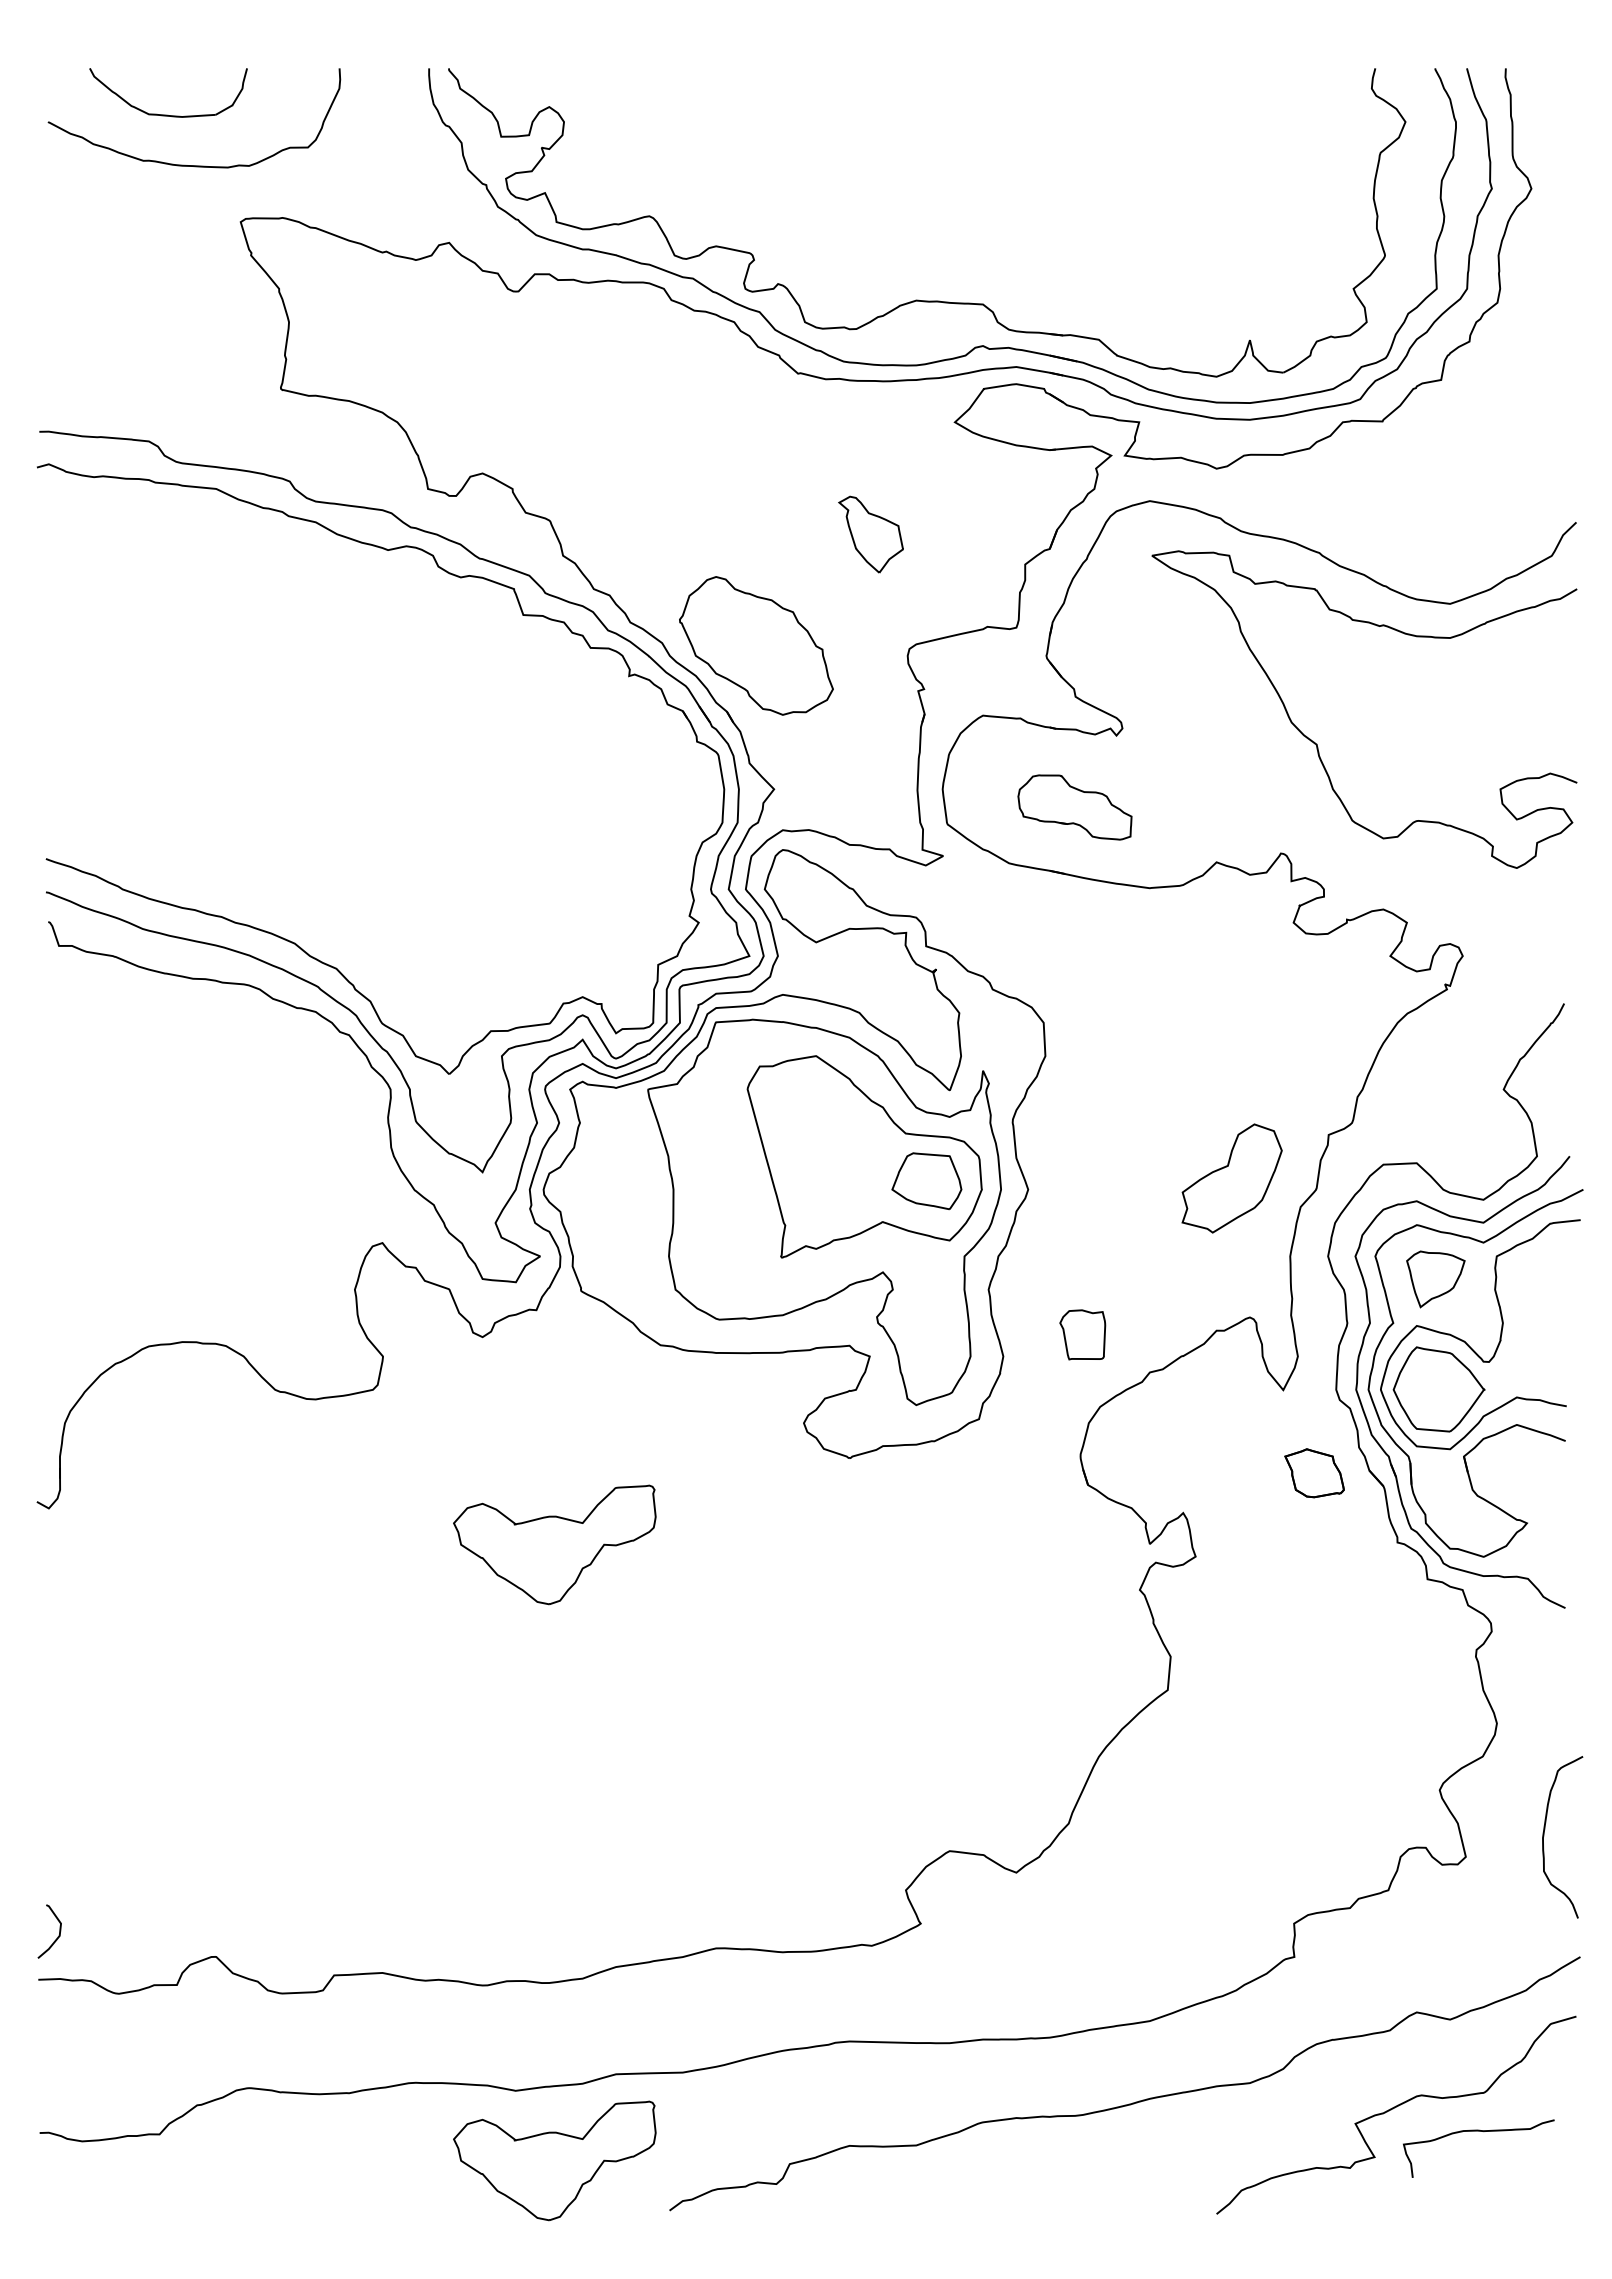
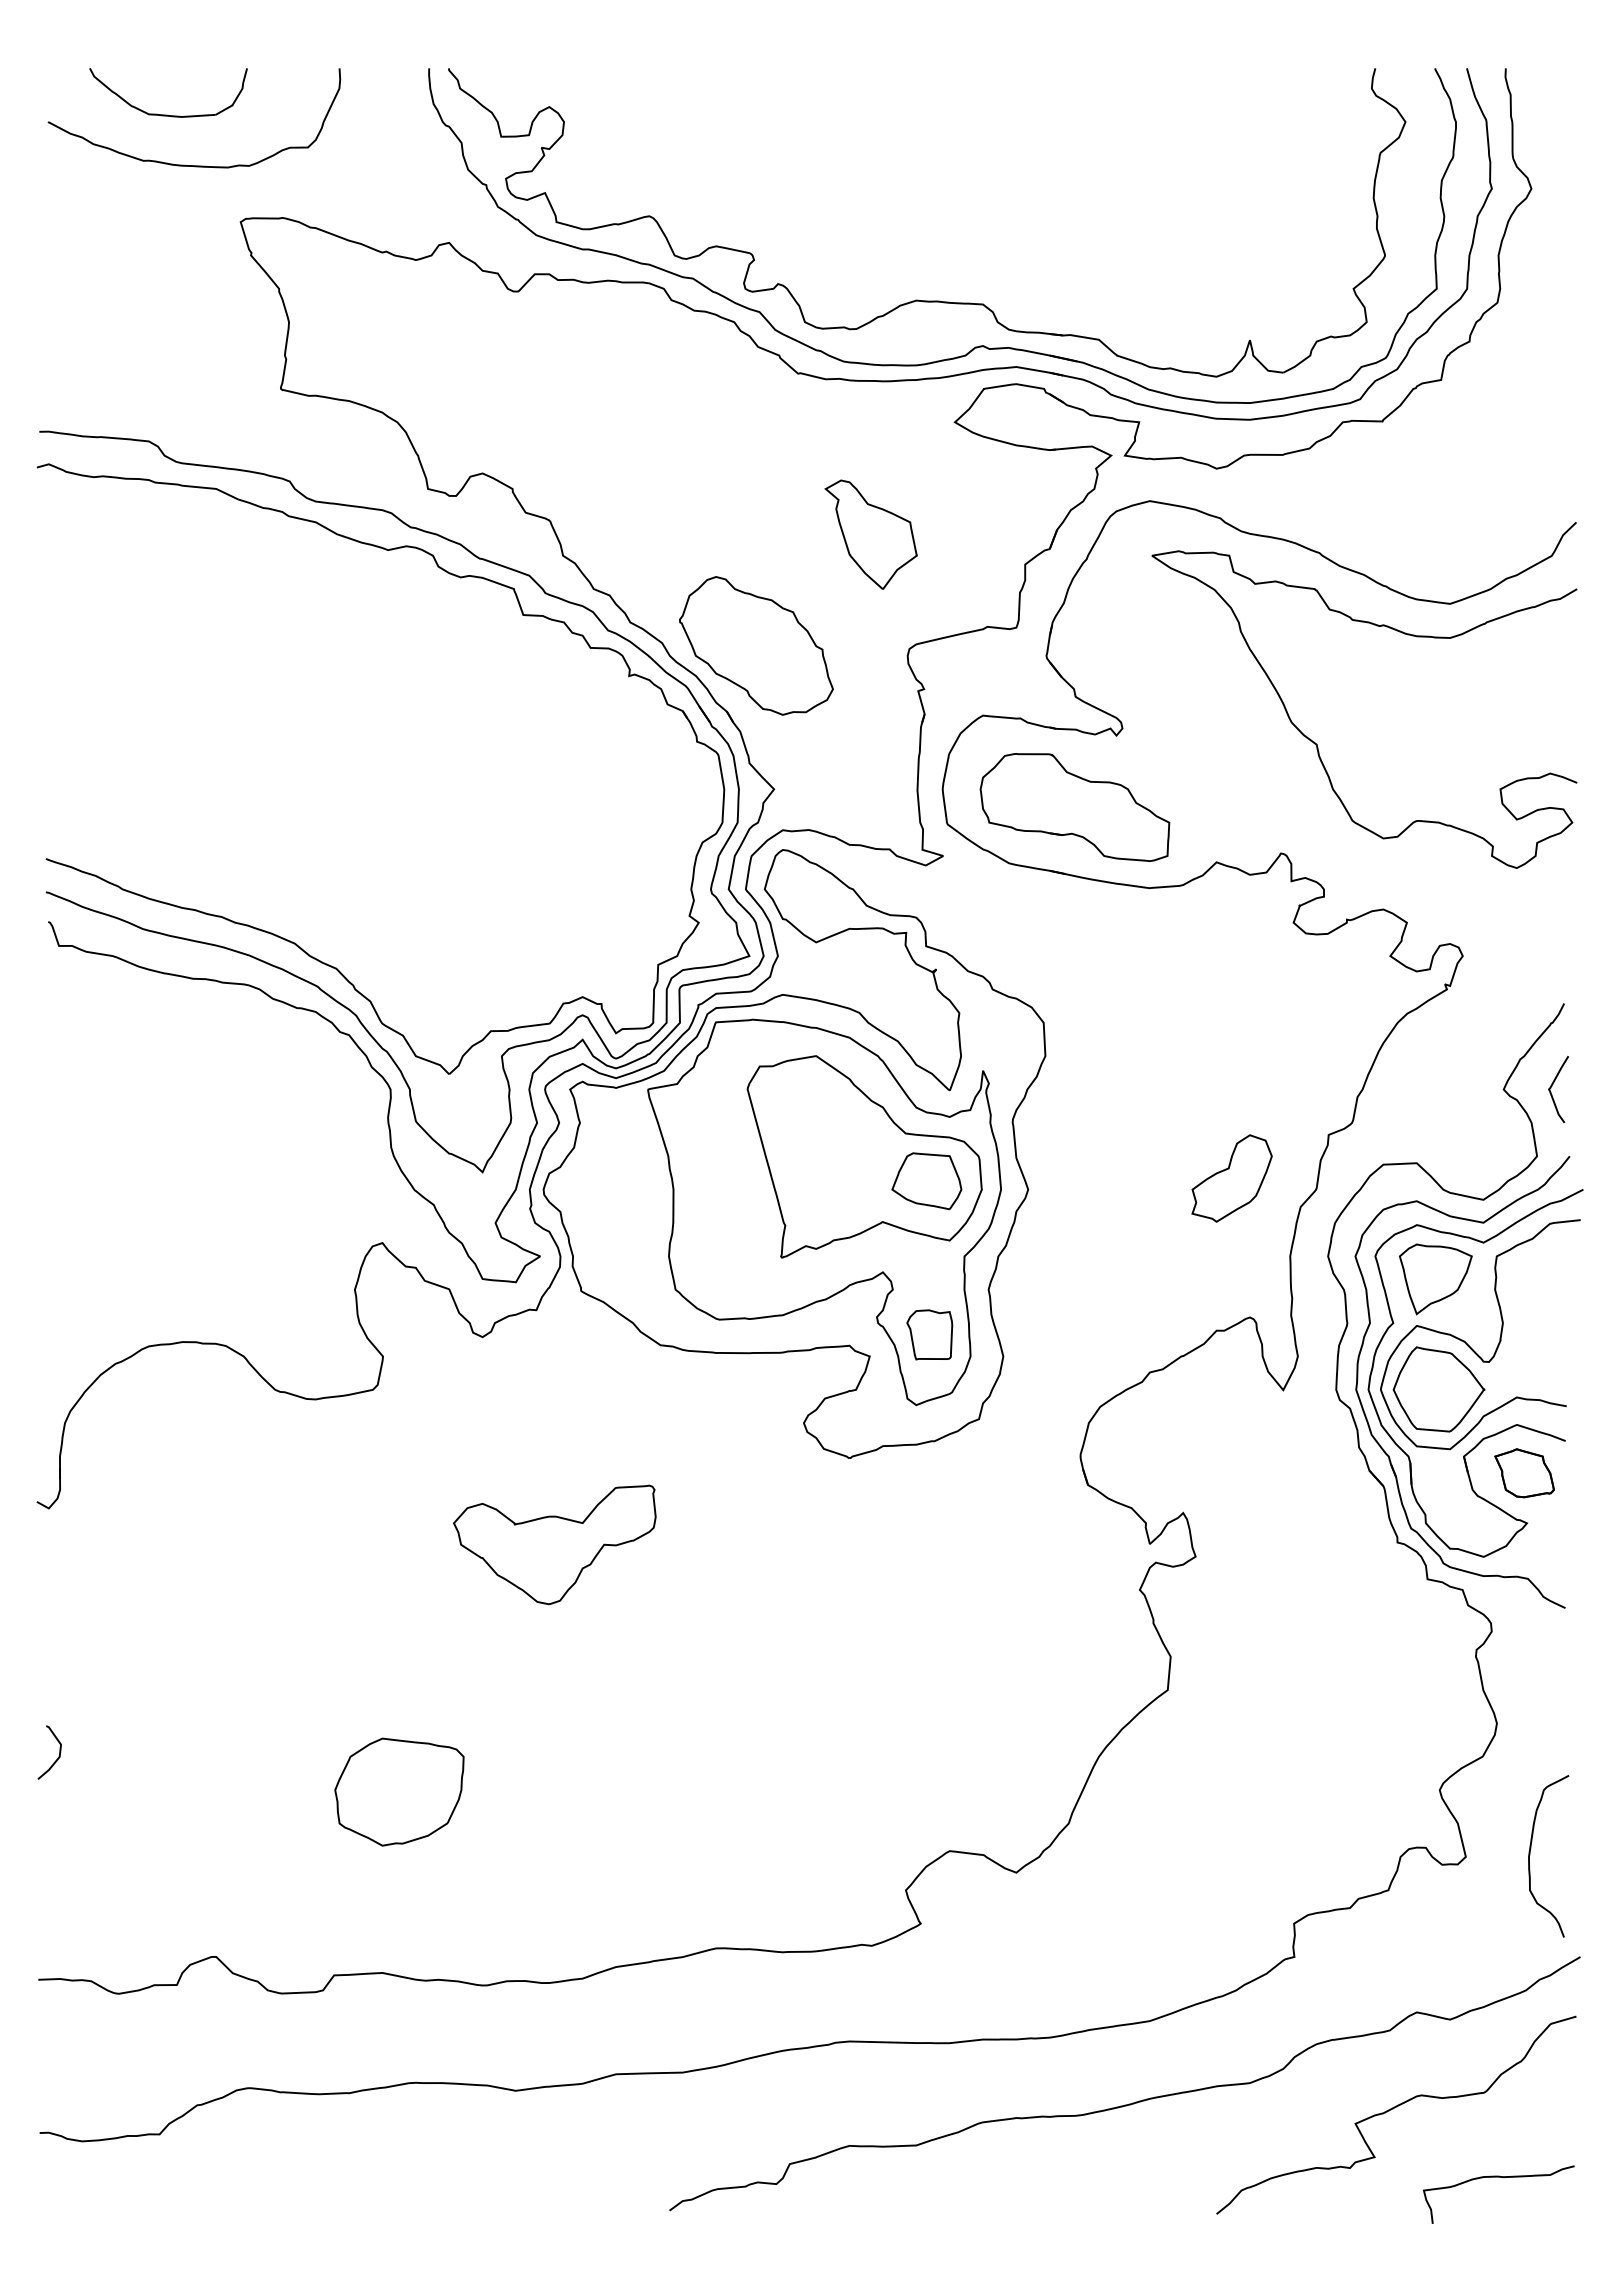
part size: 66x79 px -> 94x111 px (870, 534)
part size: 116x67 px -> 192x109 px (1074, 807)
curve: none -> present (1552, 1086)
part size: 102x111 px -> 82x89 px (1231, 1178)
part size: 60x59 px -> 74x73 px (1435, 1279)
part position: (1082, 1334) -> (929, 1334) (929, 1334)
part position: (1314, 1473) -> (1524, 1473) (1524, 1473)
part: none -> present (399, 1791)
curve position: (1544, 1836) -> (1530, 1855) (1530, 1855)
curve position: (57, 1936) -> (57, 1757) (57, 1757)
curve position: (1483, 2132) -> (1503, 2178) (1503, 2178)
part: present -> none (554, 2160)
